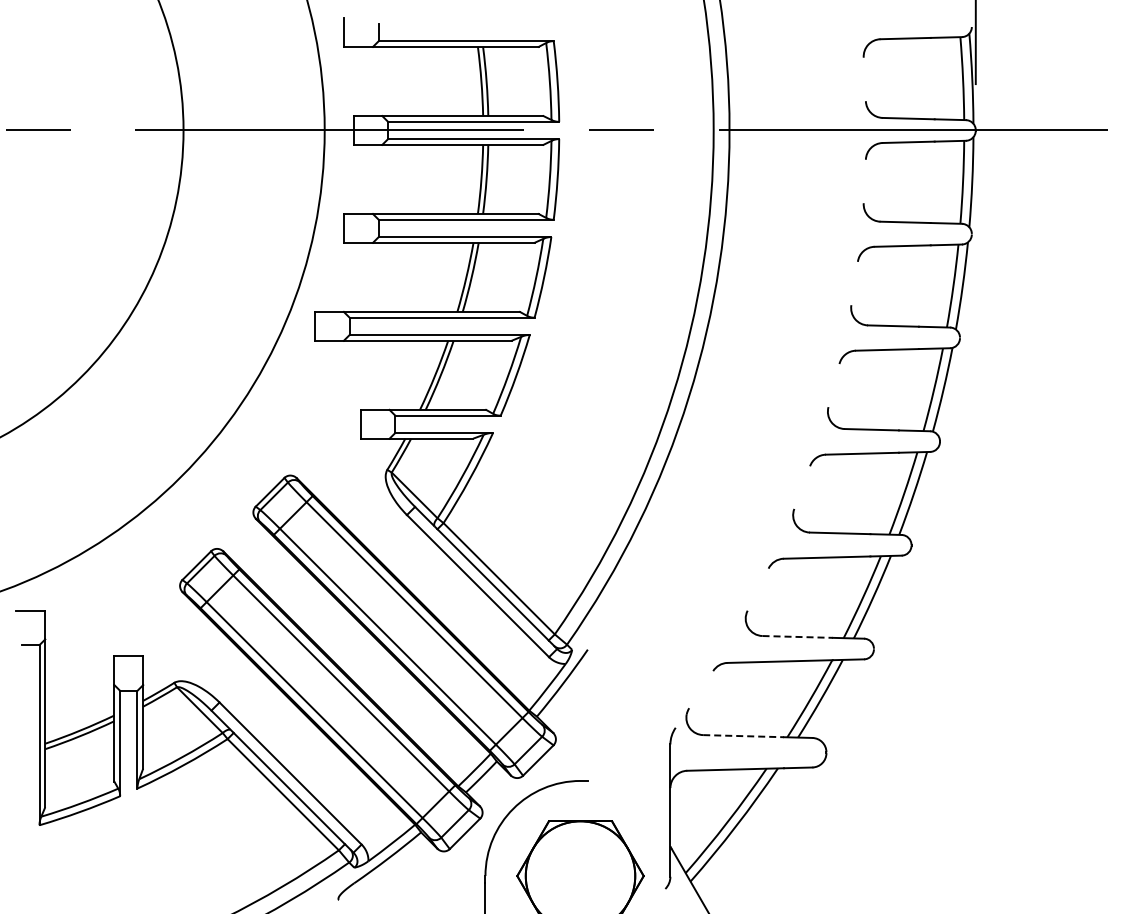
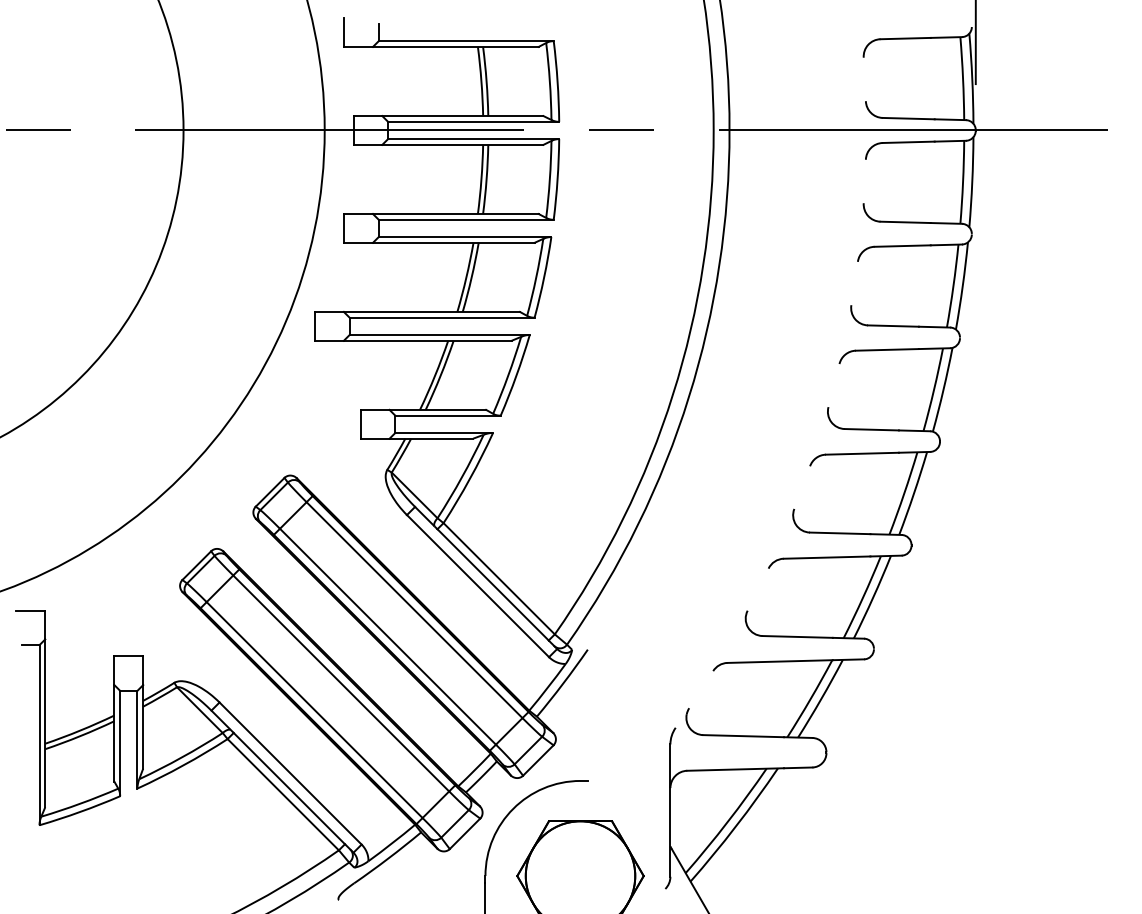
line: dashed -> solid (798, 636)
line: dashed -> solid (744, 736)
